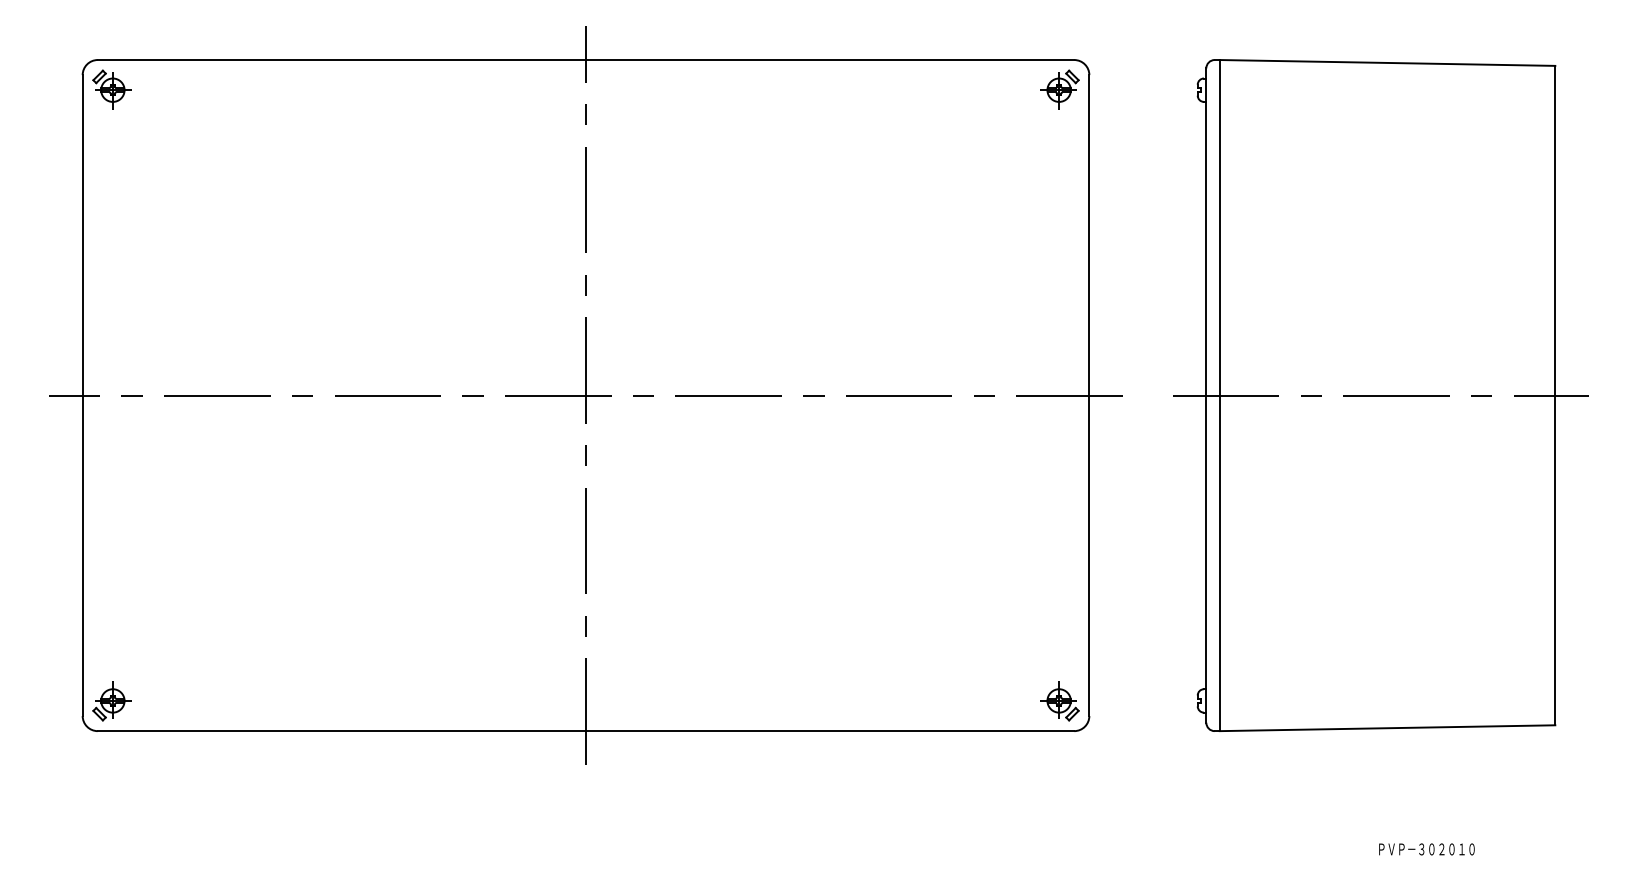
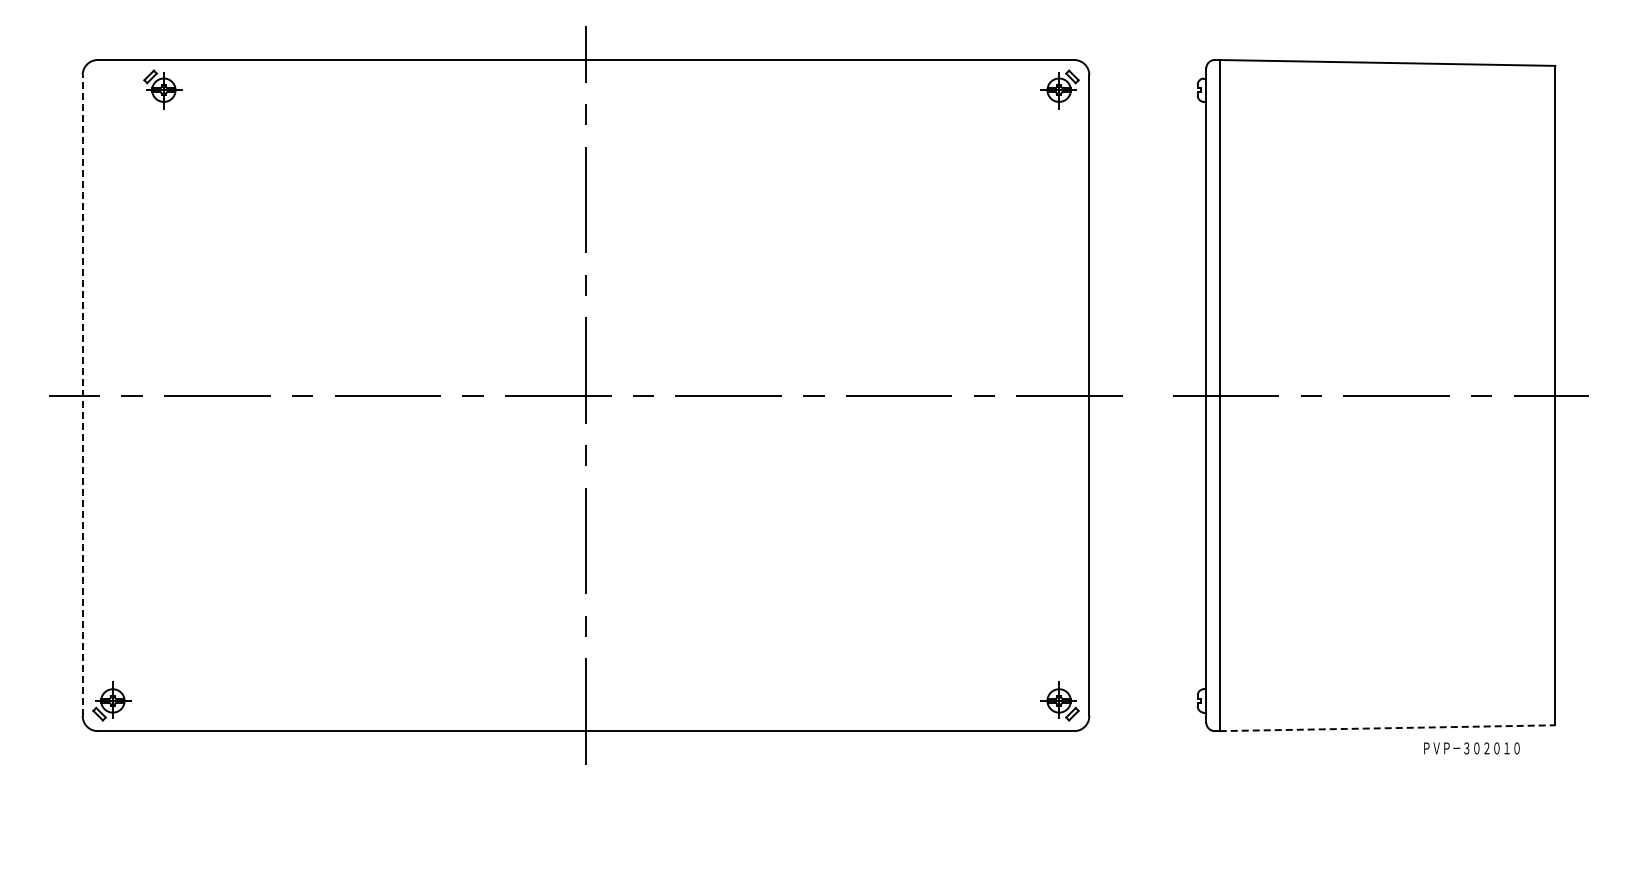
part position: (111, 89) -> (162, 89) (162, 89)
line: solid -> dashed (82, 395)
line: solid -> dashed (1387, 728)
text position: (1426, 849) -> (1471, 748) (1471, 748)
